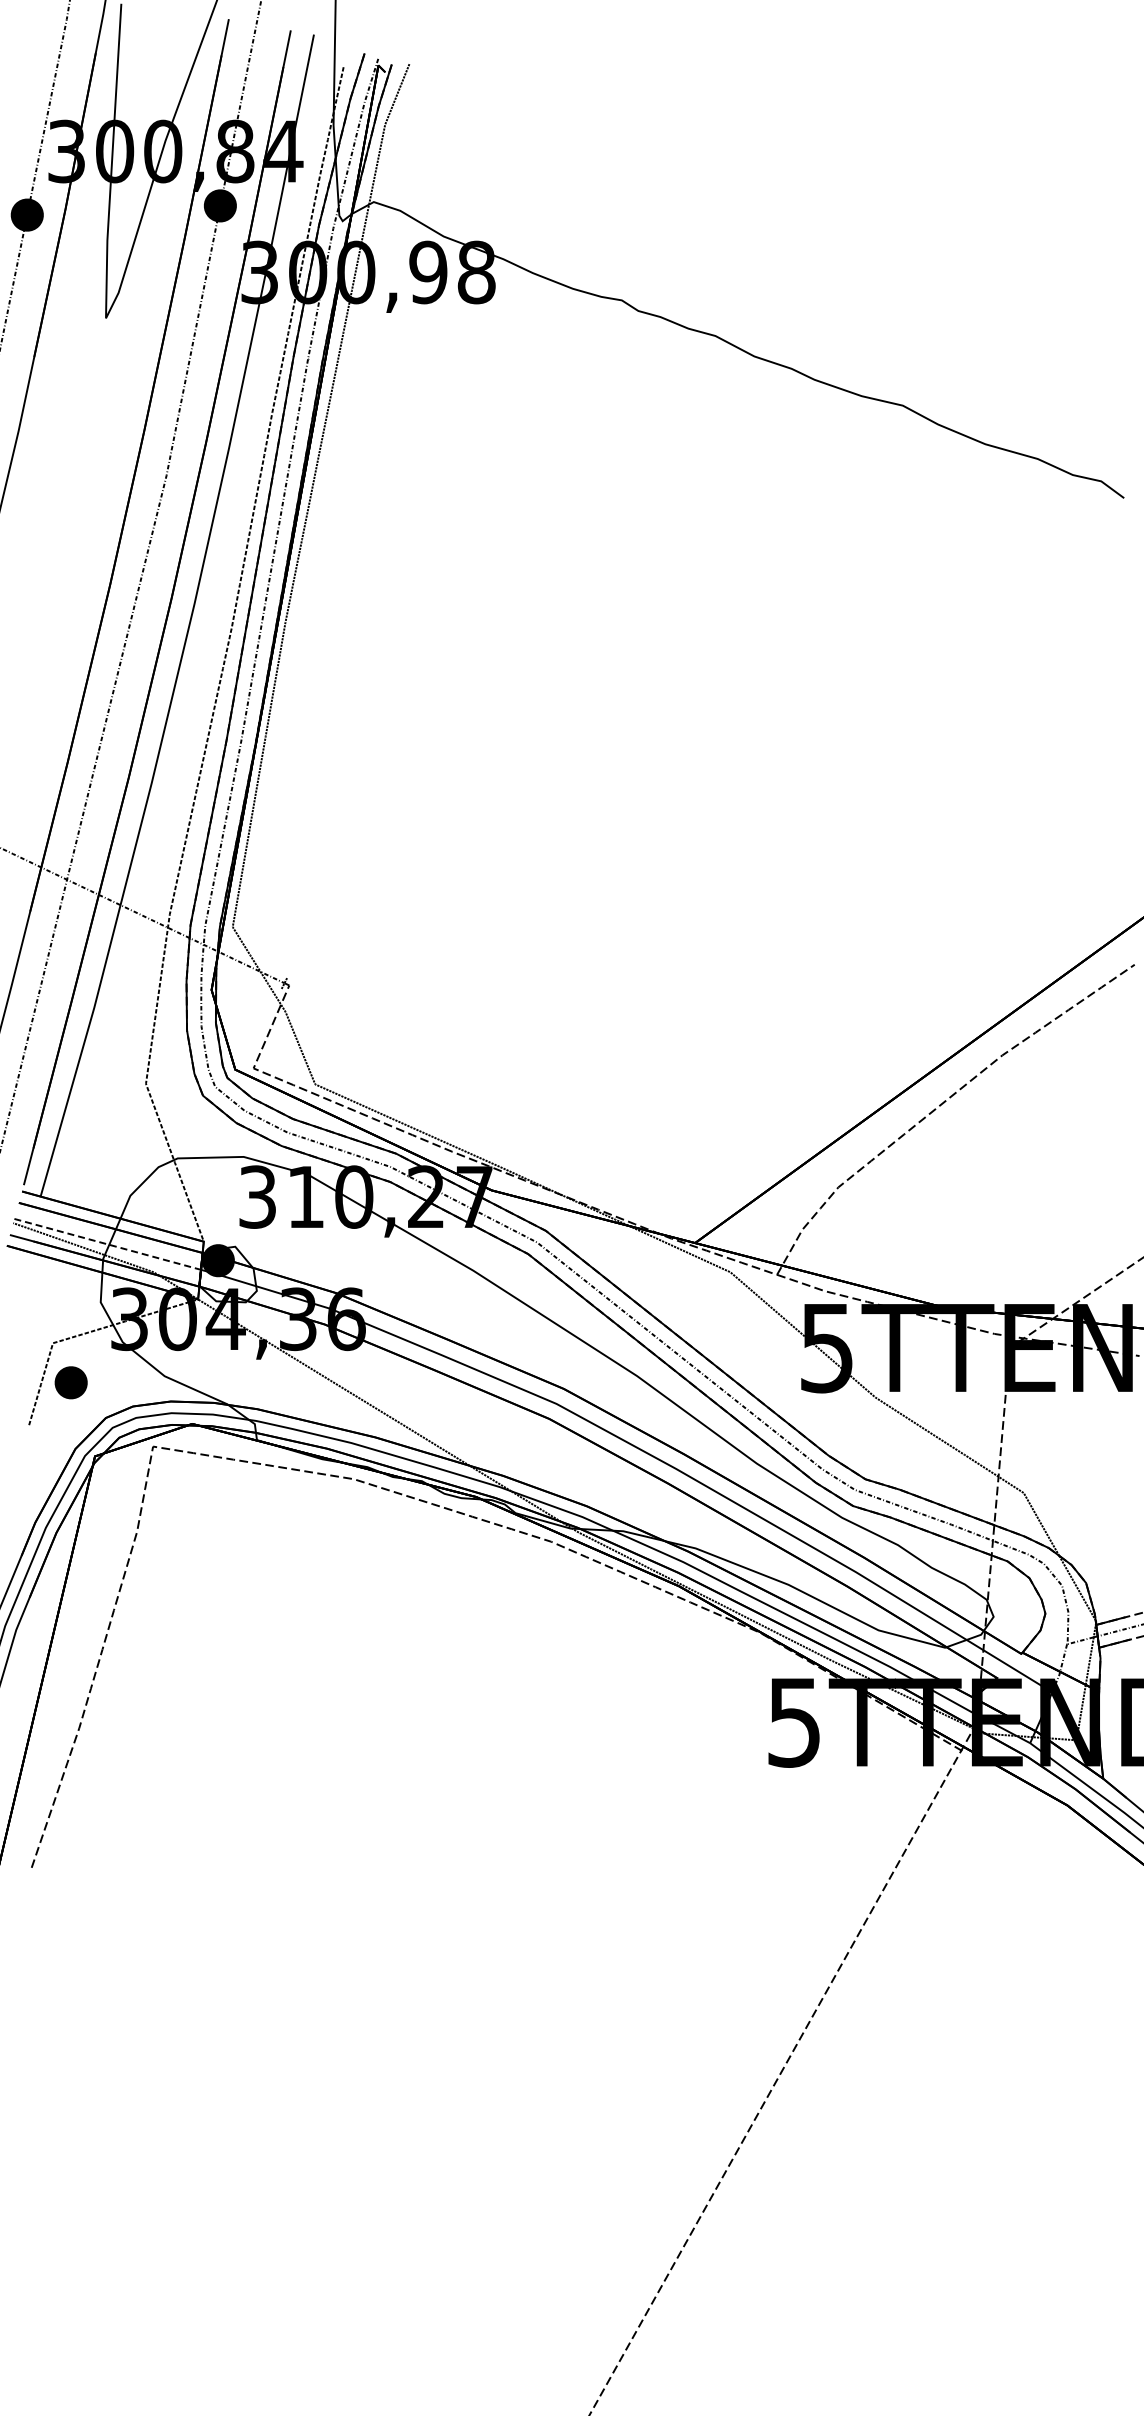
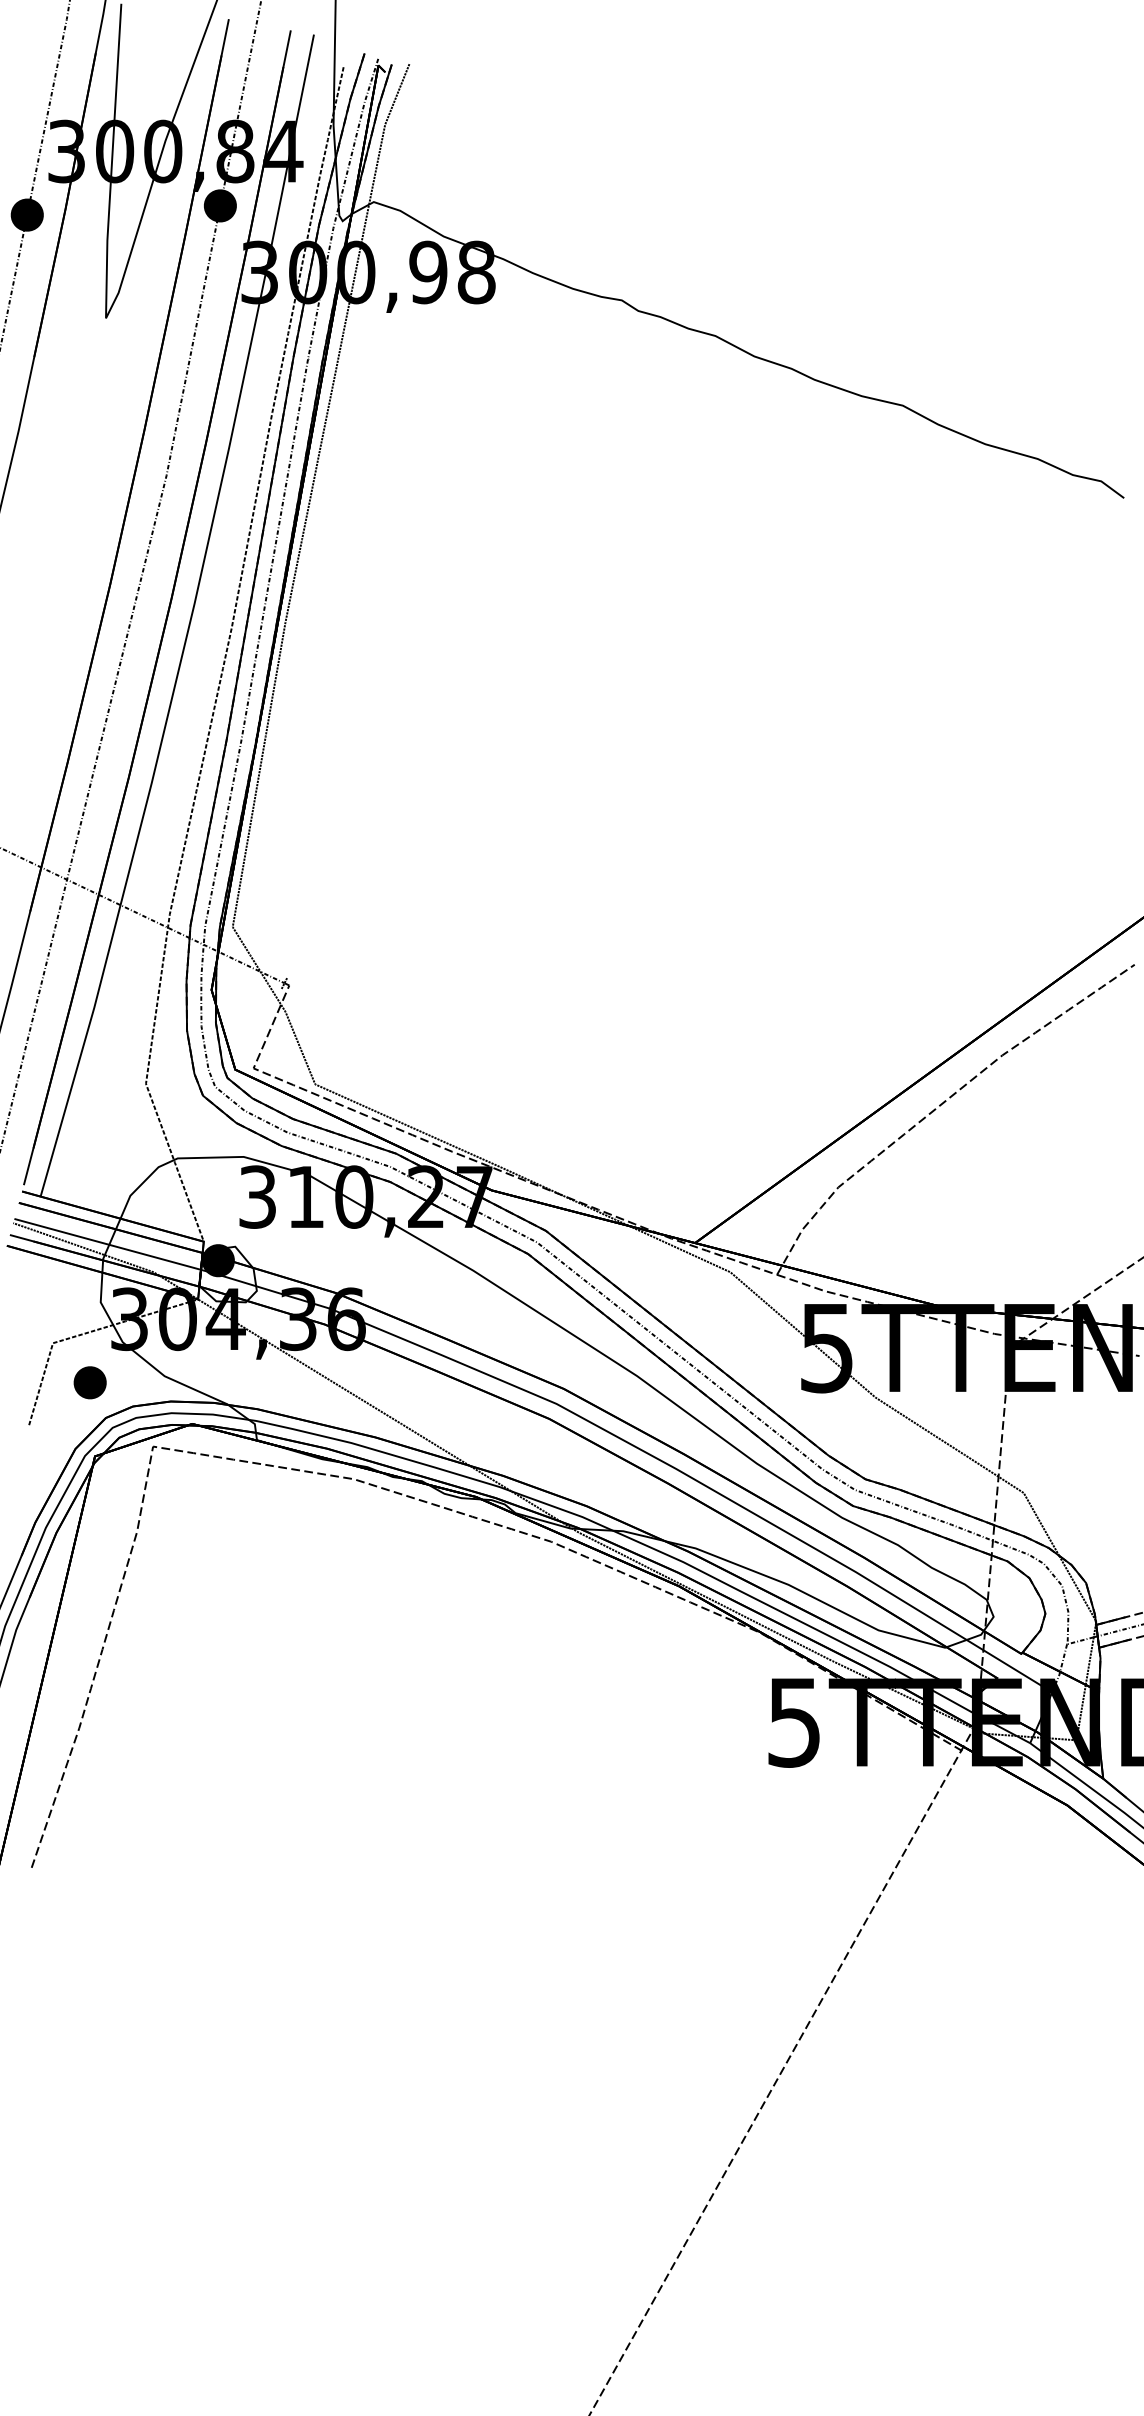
line: dashed -> solid (107, 1244)
part position: (70, 1382) -> (89, 1382) (89, 1382)
